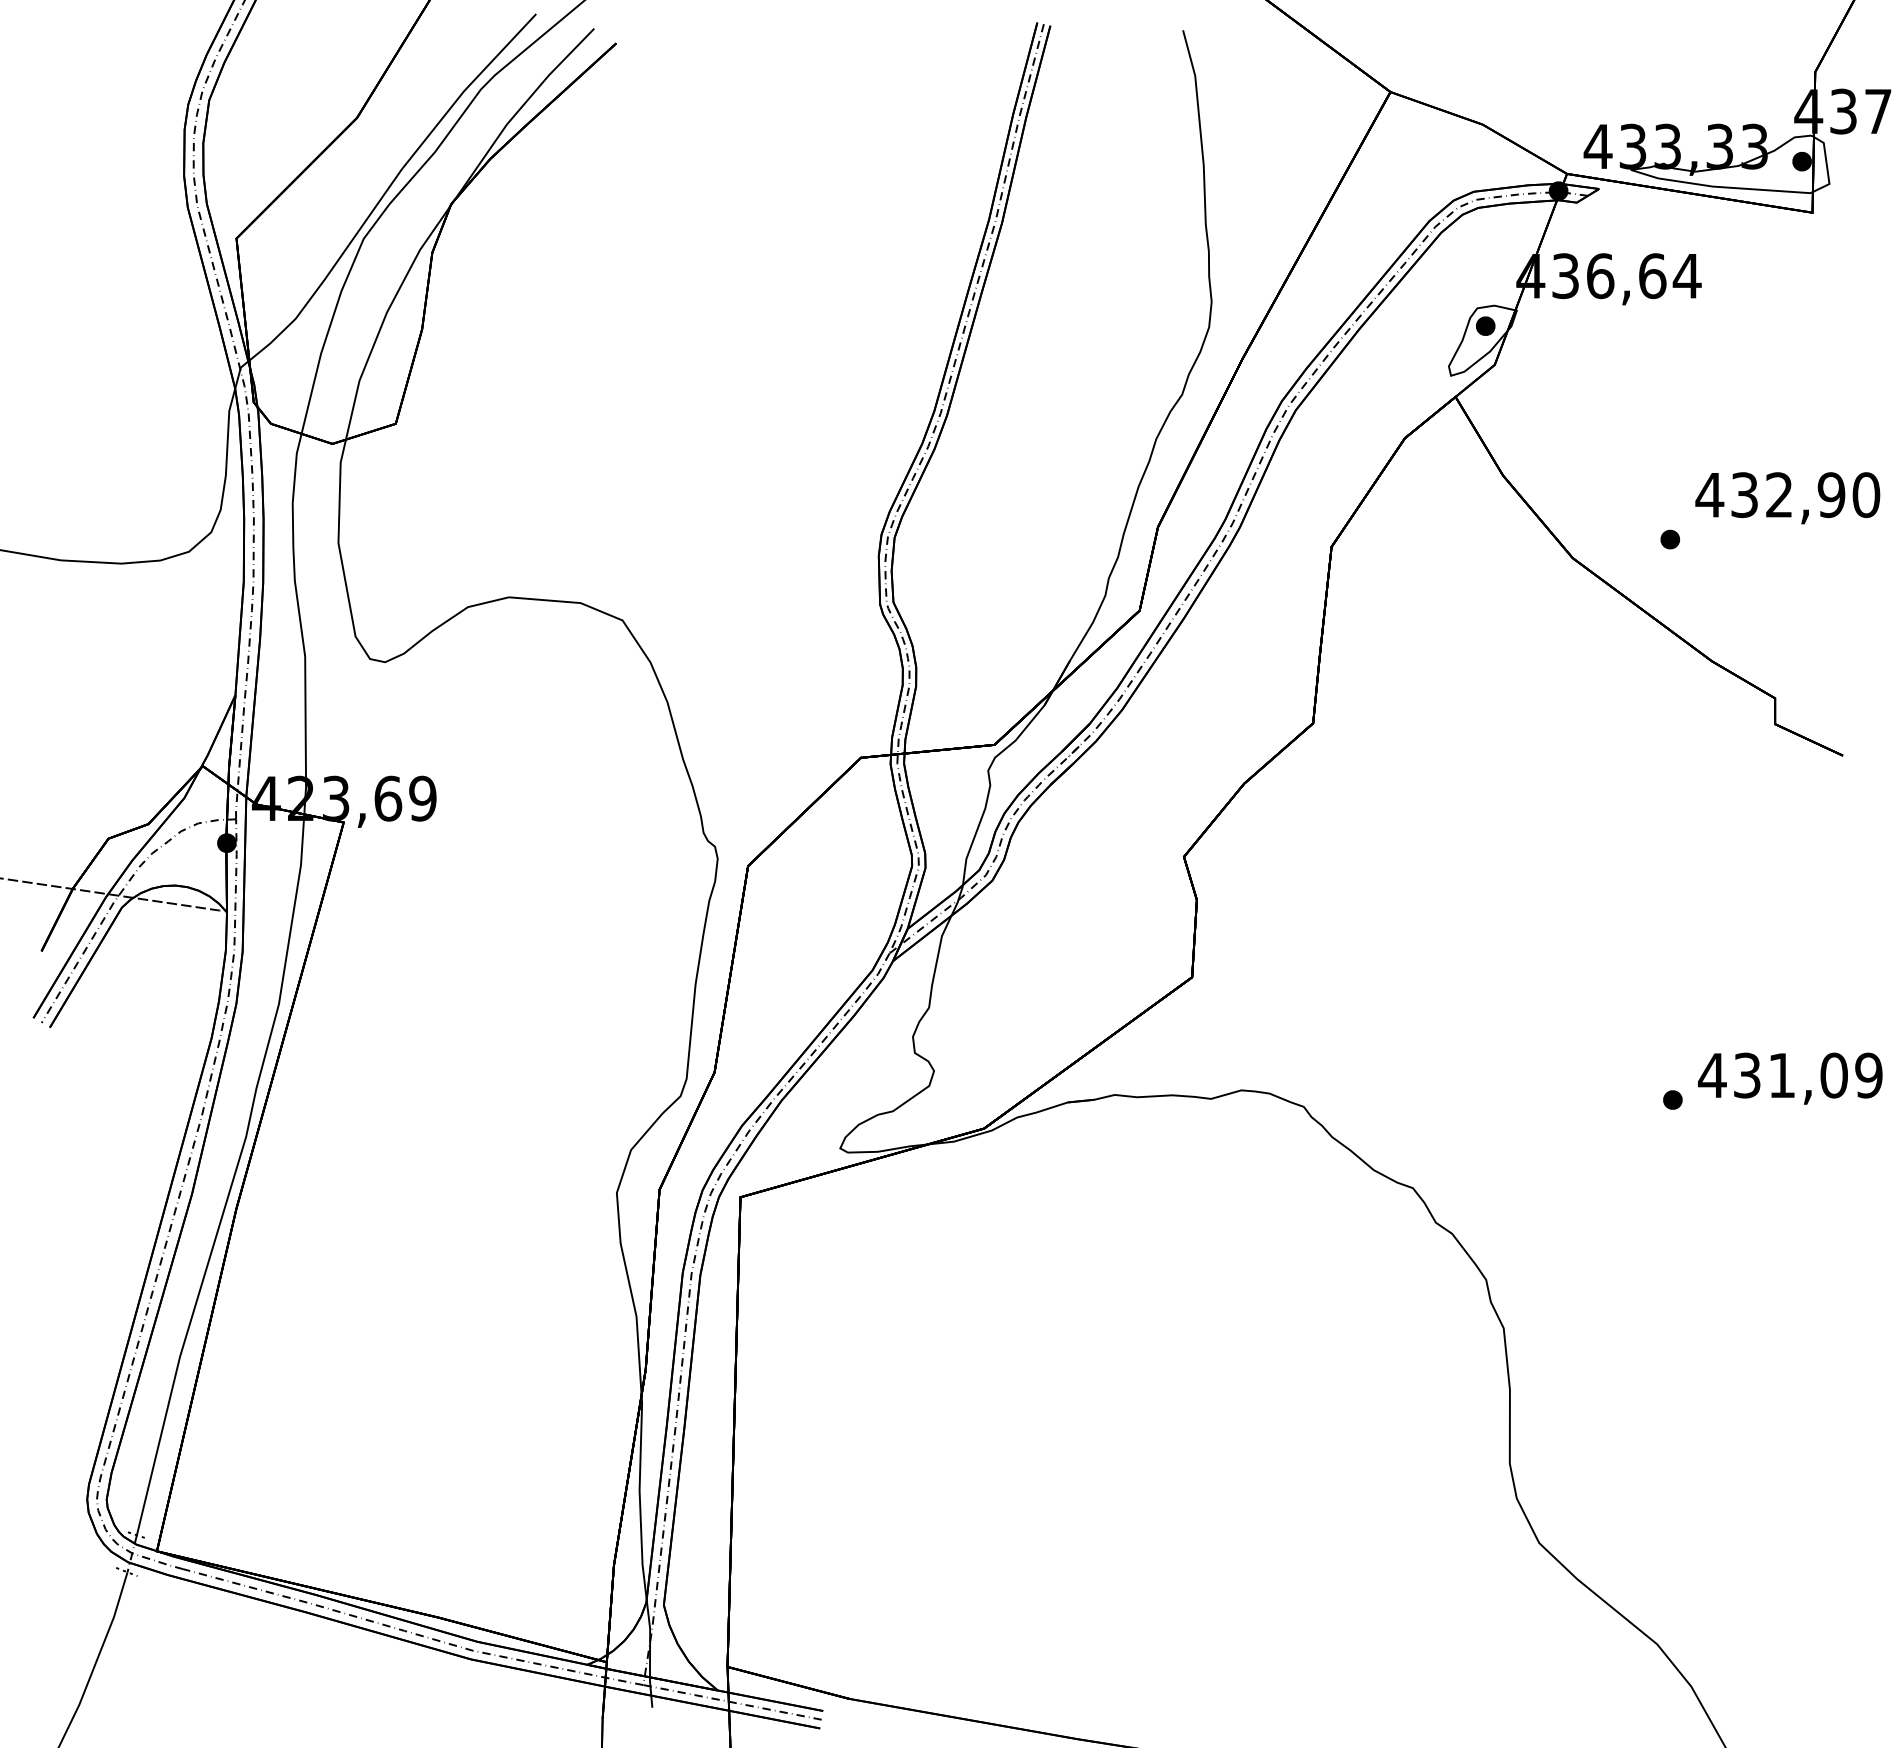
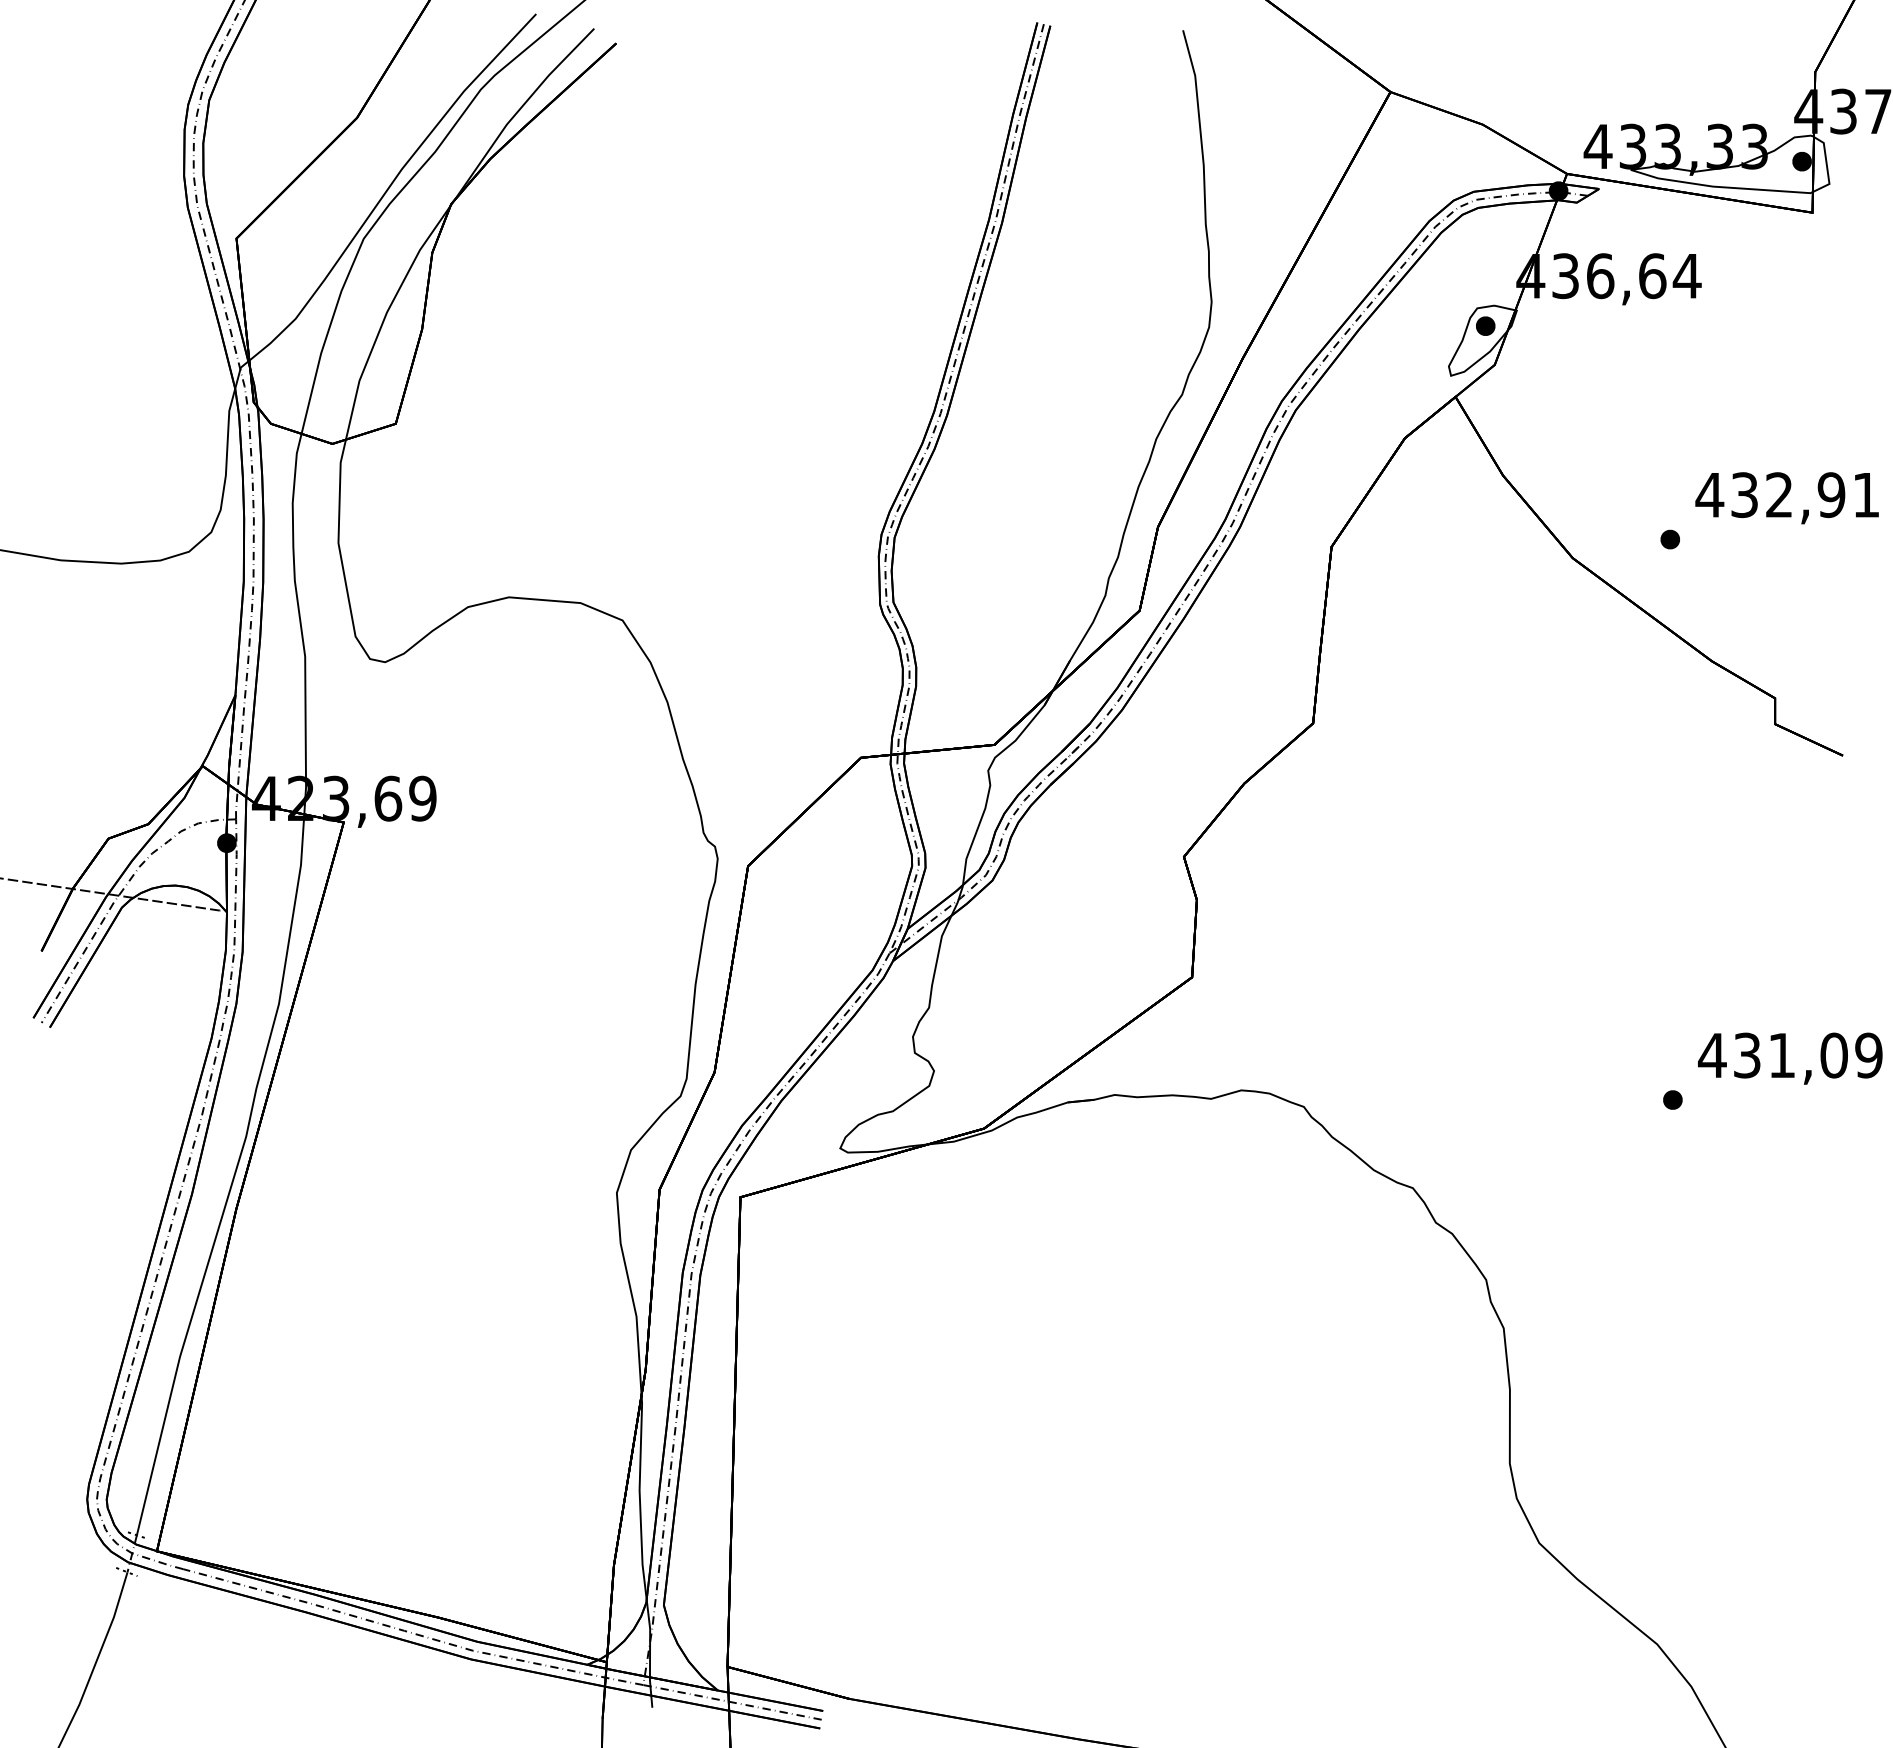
text: 432,90 -> 432,91 (1866, 495)
text position: (1790, 1078) -> (1790, 1058) (1790, 1058)
